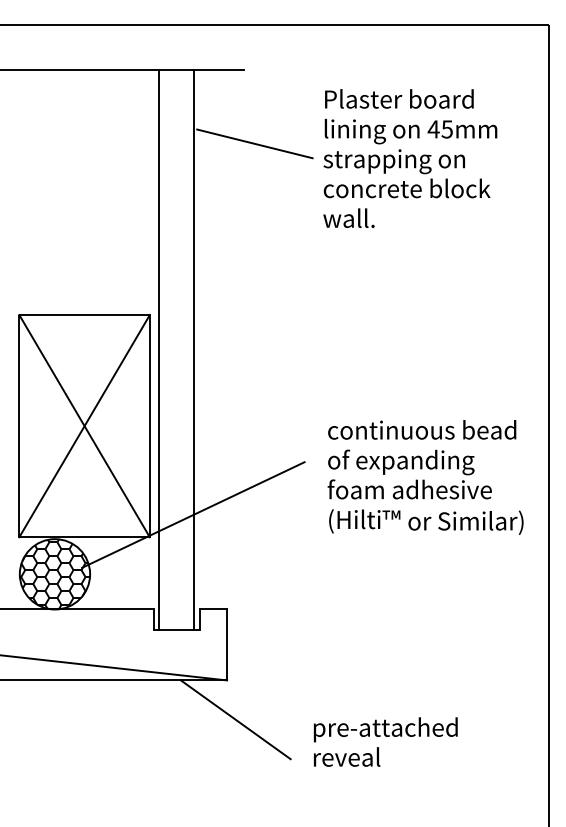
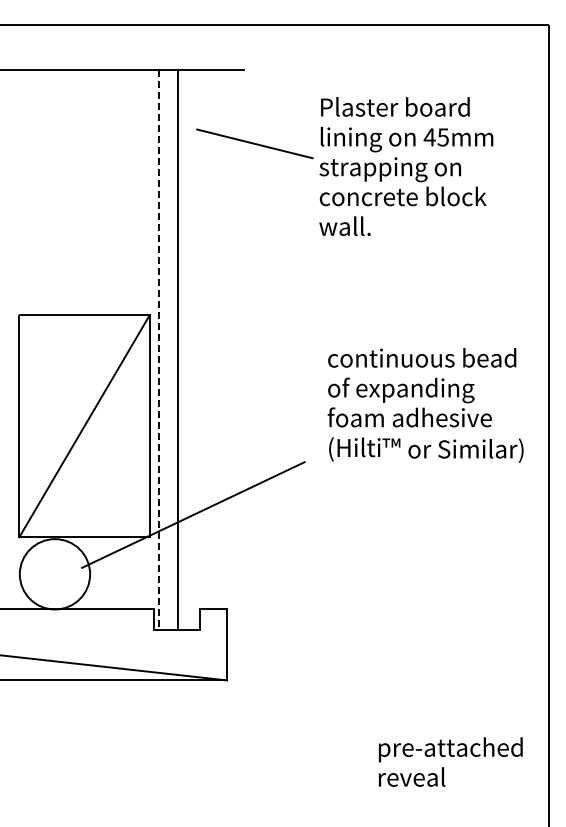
text position: (410, 158) -> (406, 166) (406, 166)
line: solid -> dashed (158, 350)
line position: (194, 350) -> (178, 350) (178, 350)
line: present -> none (84, 426)
text position: (425, 477) -> (425, 405) (425, 405)
hatch: present -> none (54, 574)
line: present -> none (235, 719)
text position: (385, 741) -> (450, 761) (450, 761)
